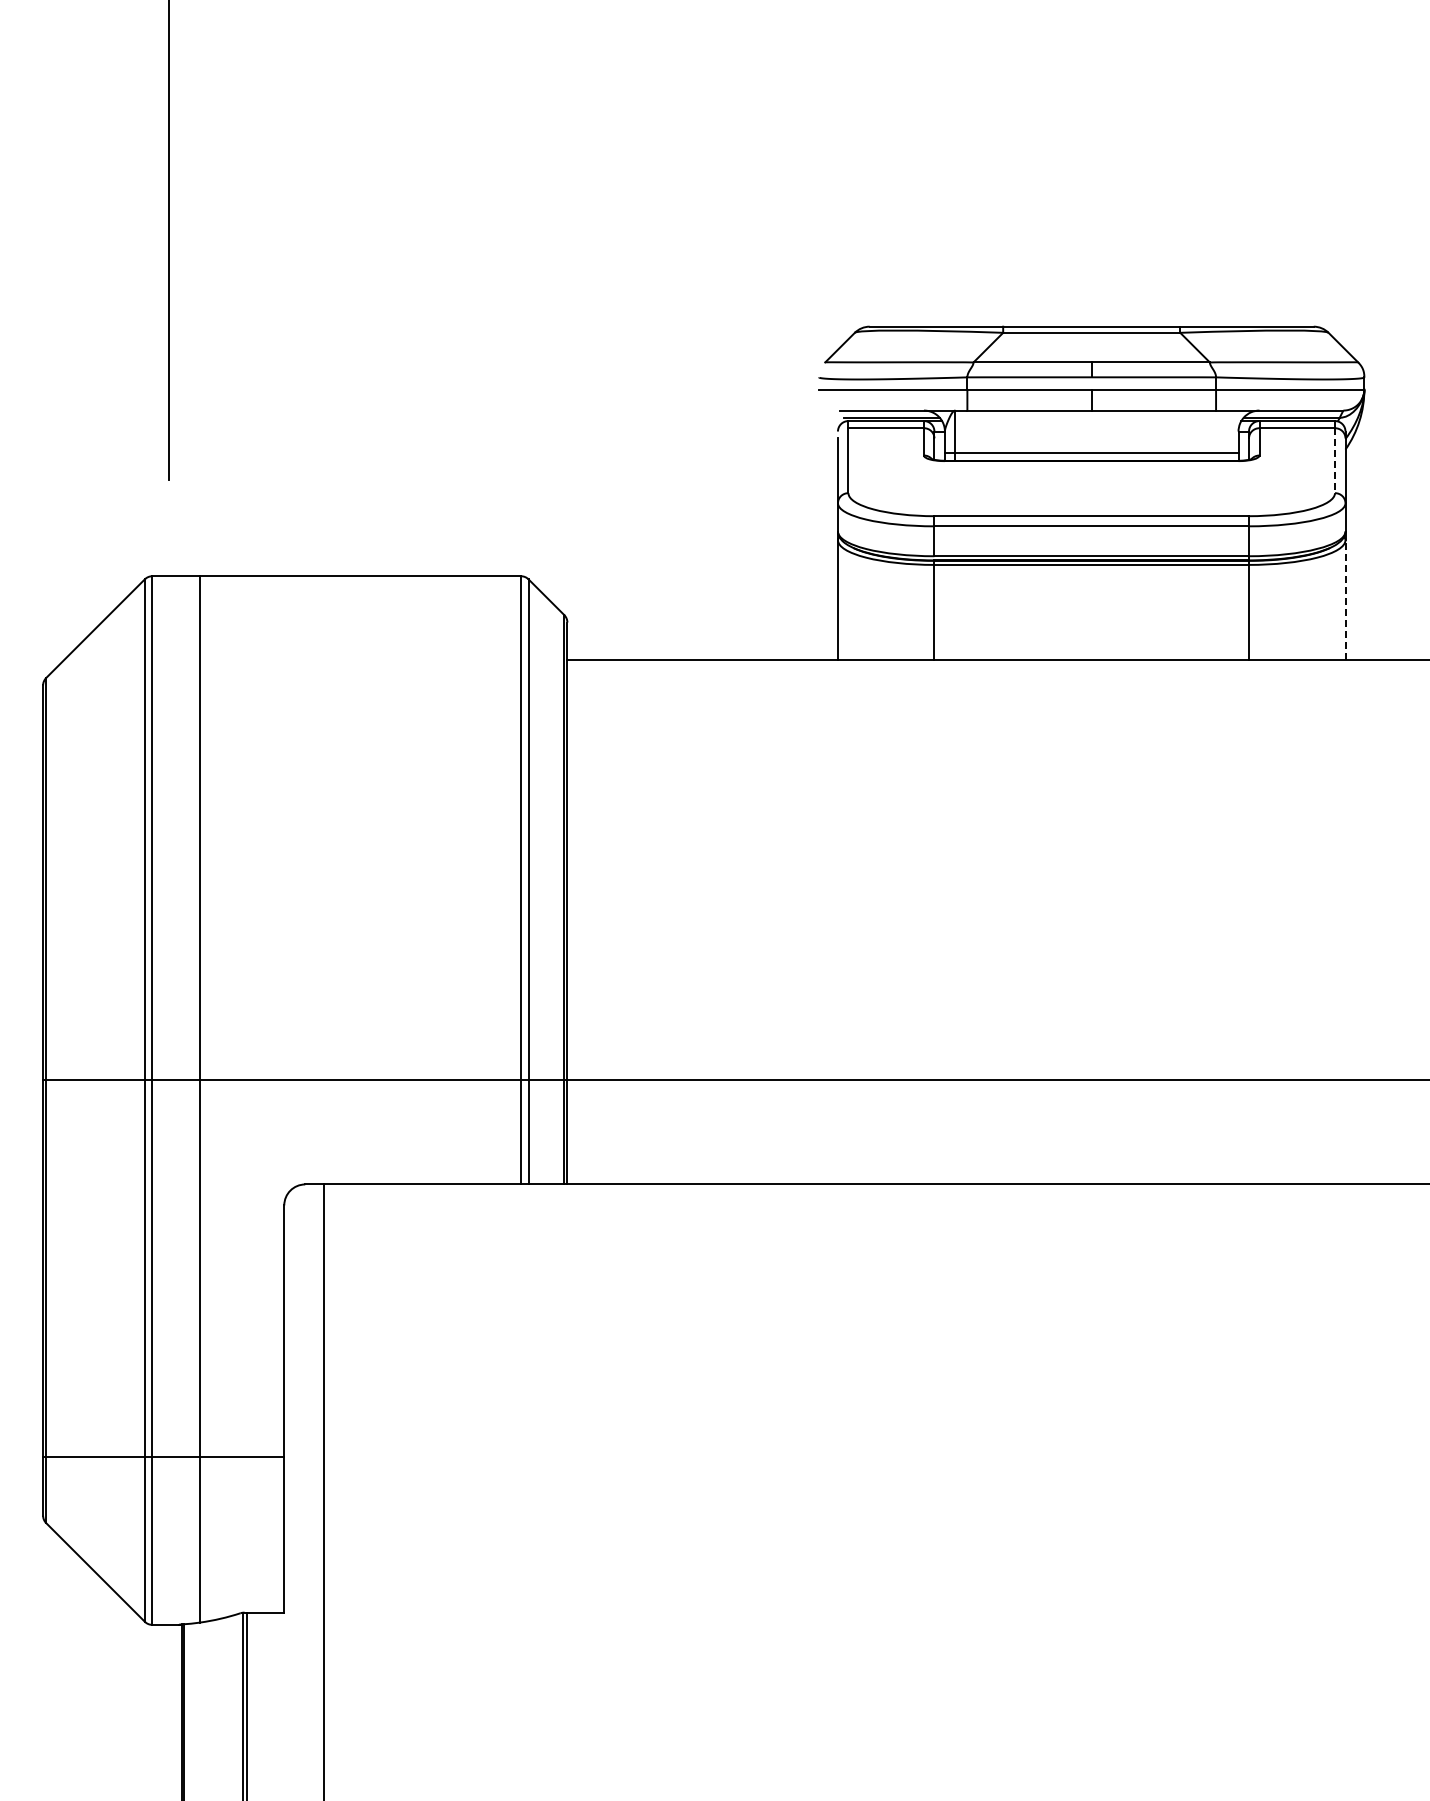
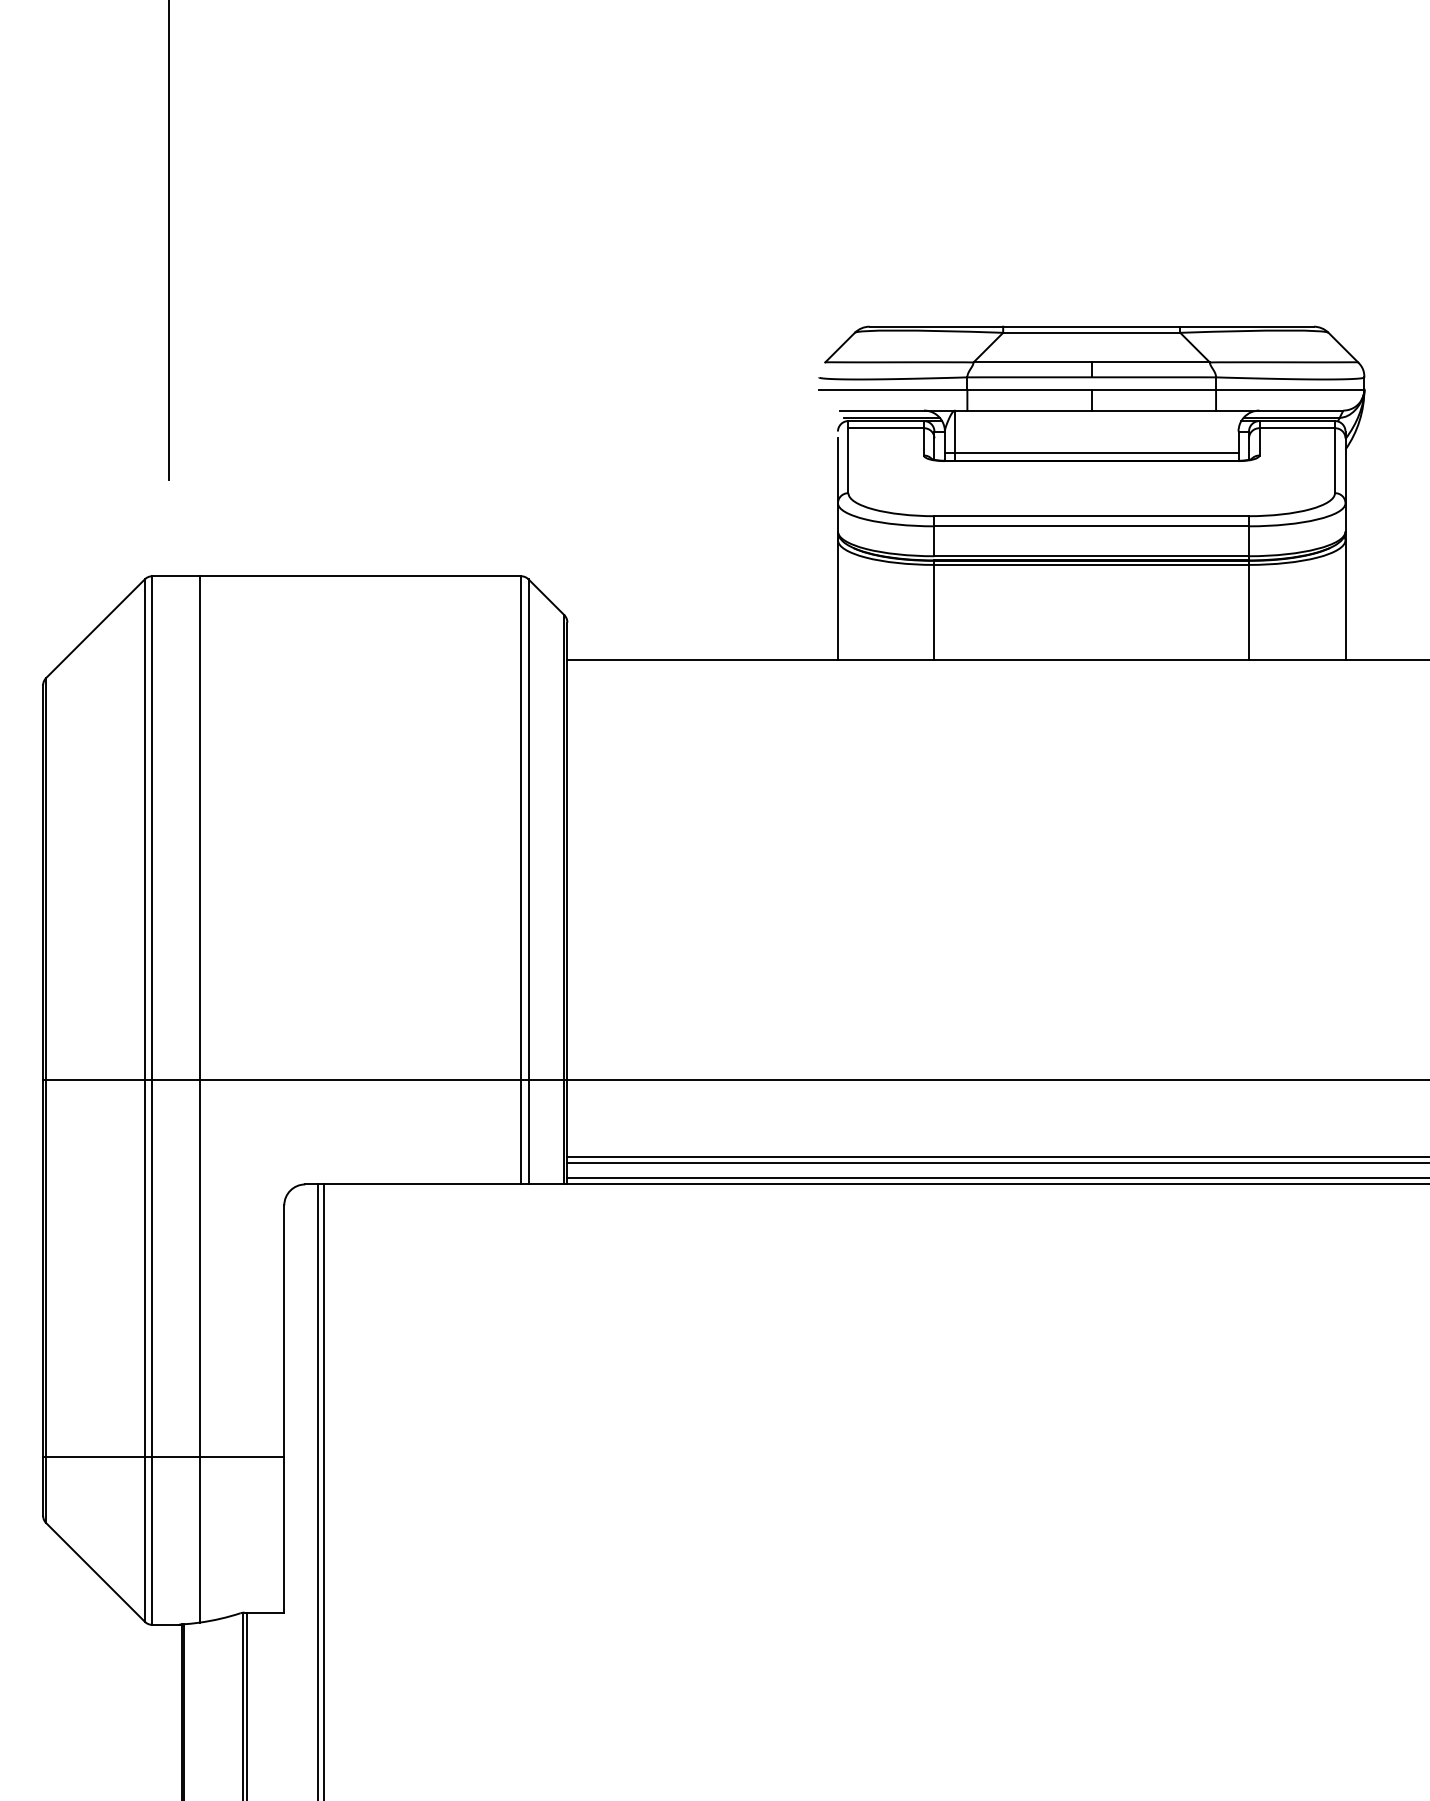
line: dashed -> solid (1335, 461)
line: dashed -> solid (1345, 600)
line: none -> present (996, 1157)
line: none -> present (996, 1163)
line: none -> present (996, 1178)
line: none -> present (317, 1490)
